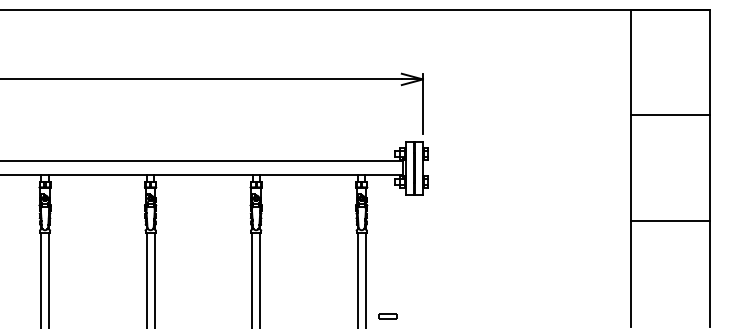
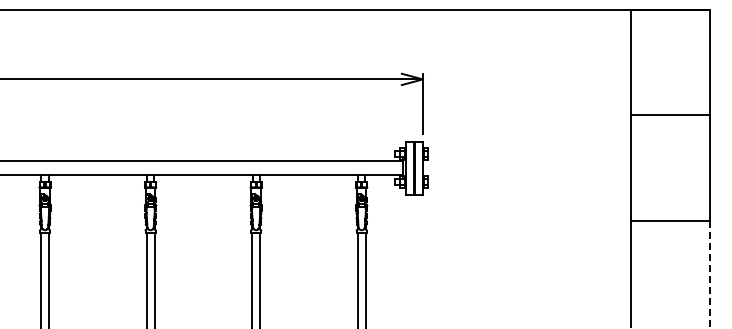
line: solid -> dashed (710, 273)
part: present -> none (387, 316)
